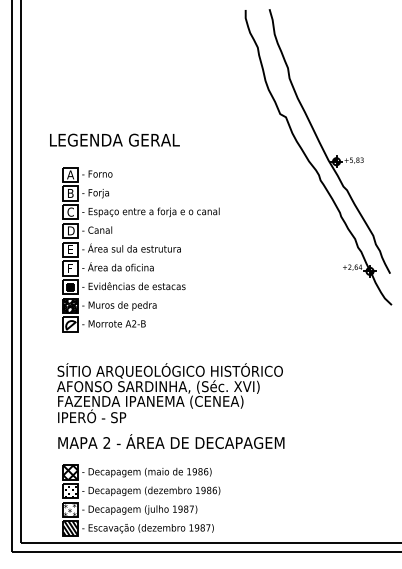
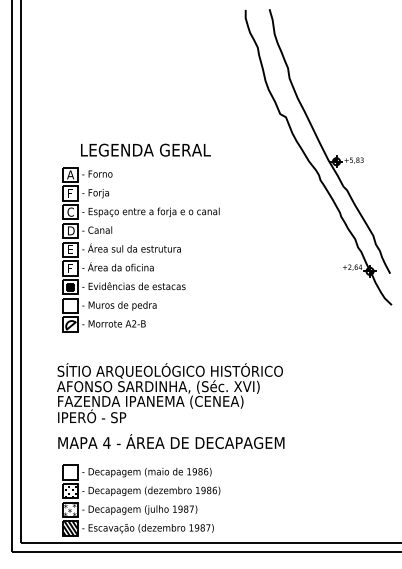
text position: (114, 139) -> (145, 149) (145, 149)
text: B -> F (71, 193)
hatch: present -> none (70, 305)
text: 2 -> 4 (106, 442)
hatch: present -> none (70, 472)
